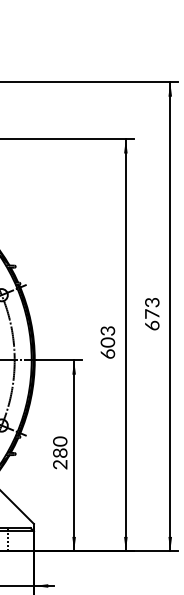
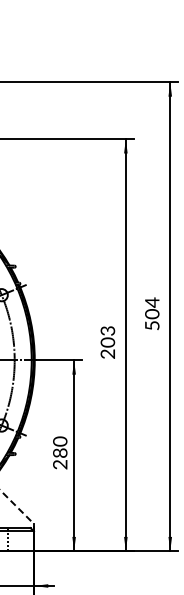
text: 673 -> 504 (152, 313)
text: 603 -> 203 (107, 353)
line: solid -> dashed (17, 507)
